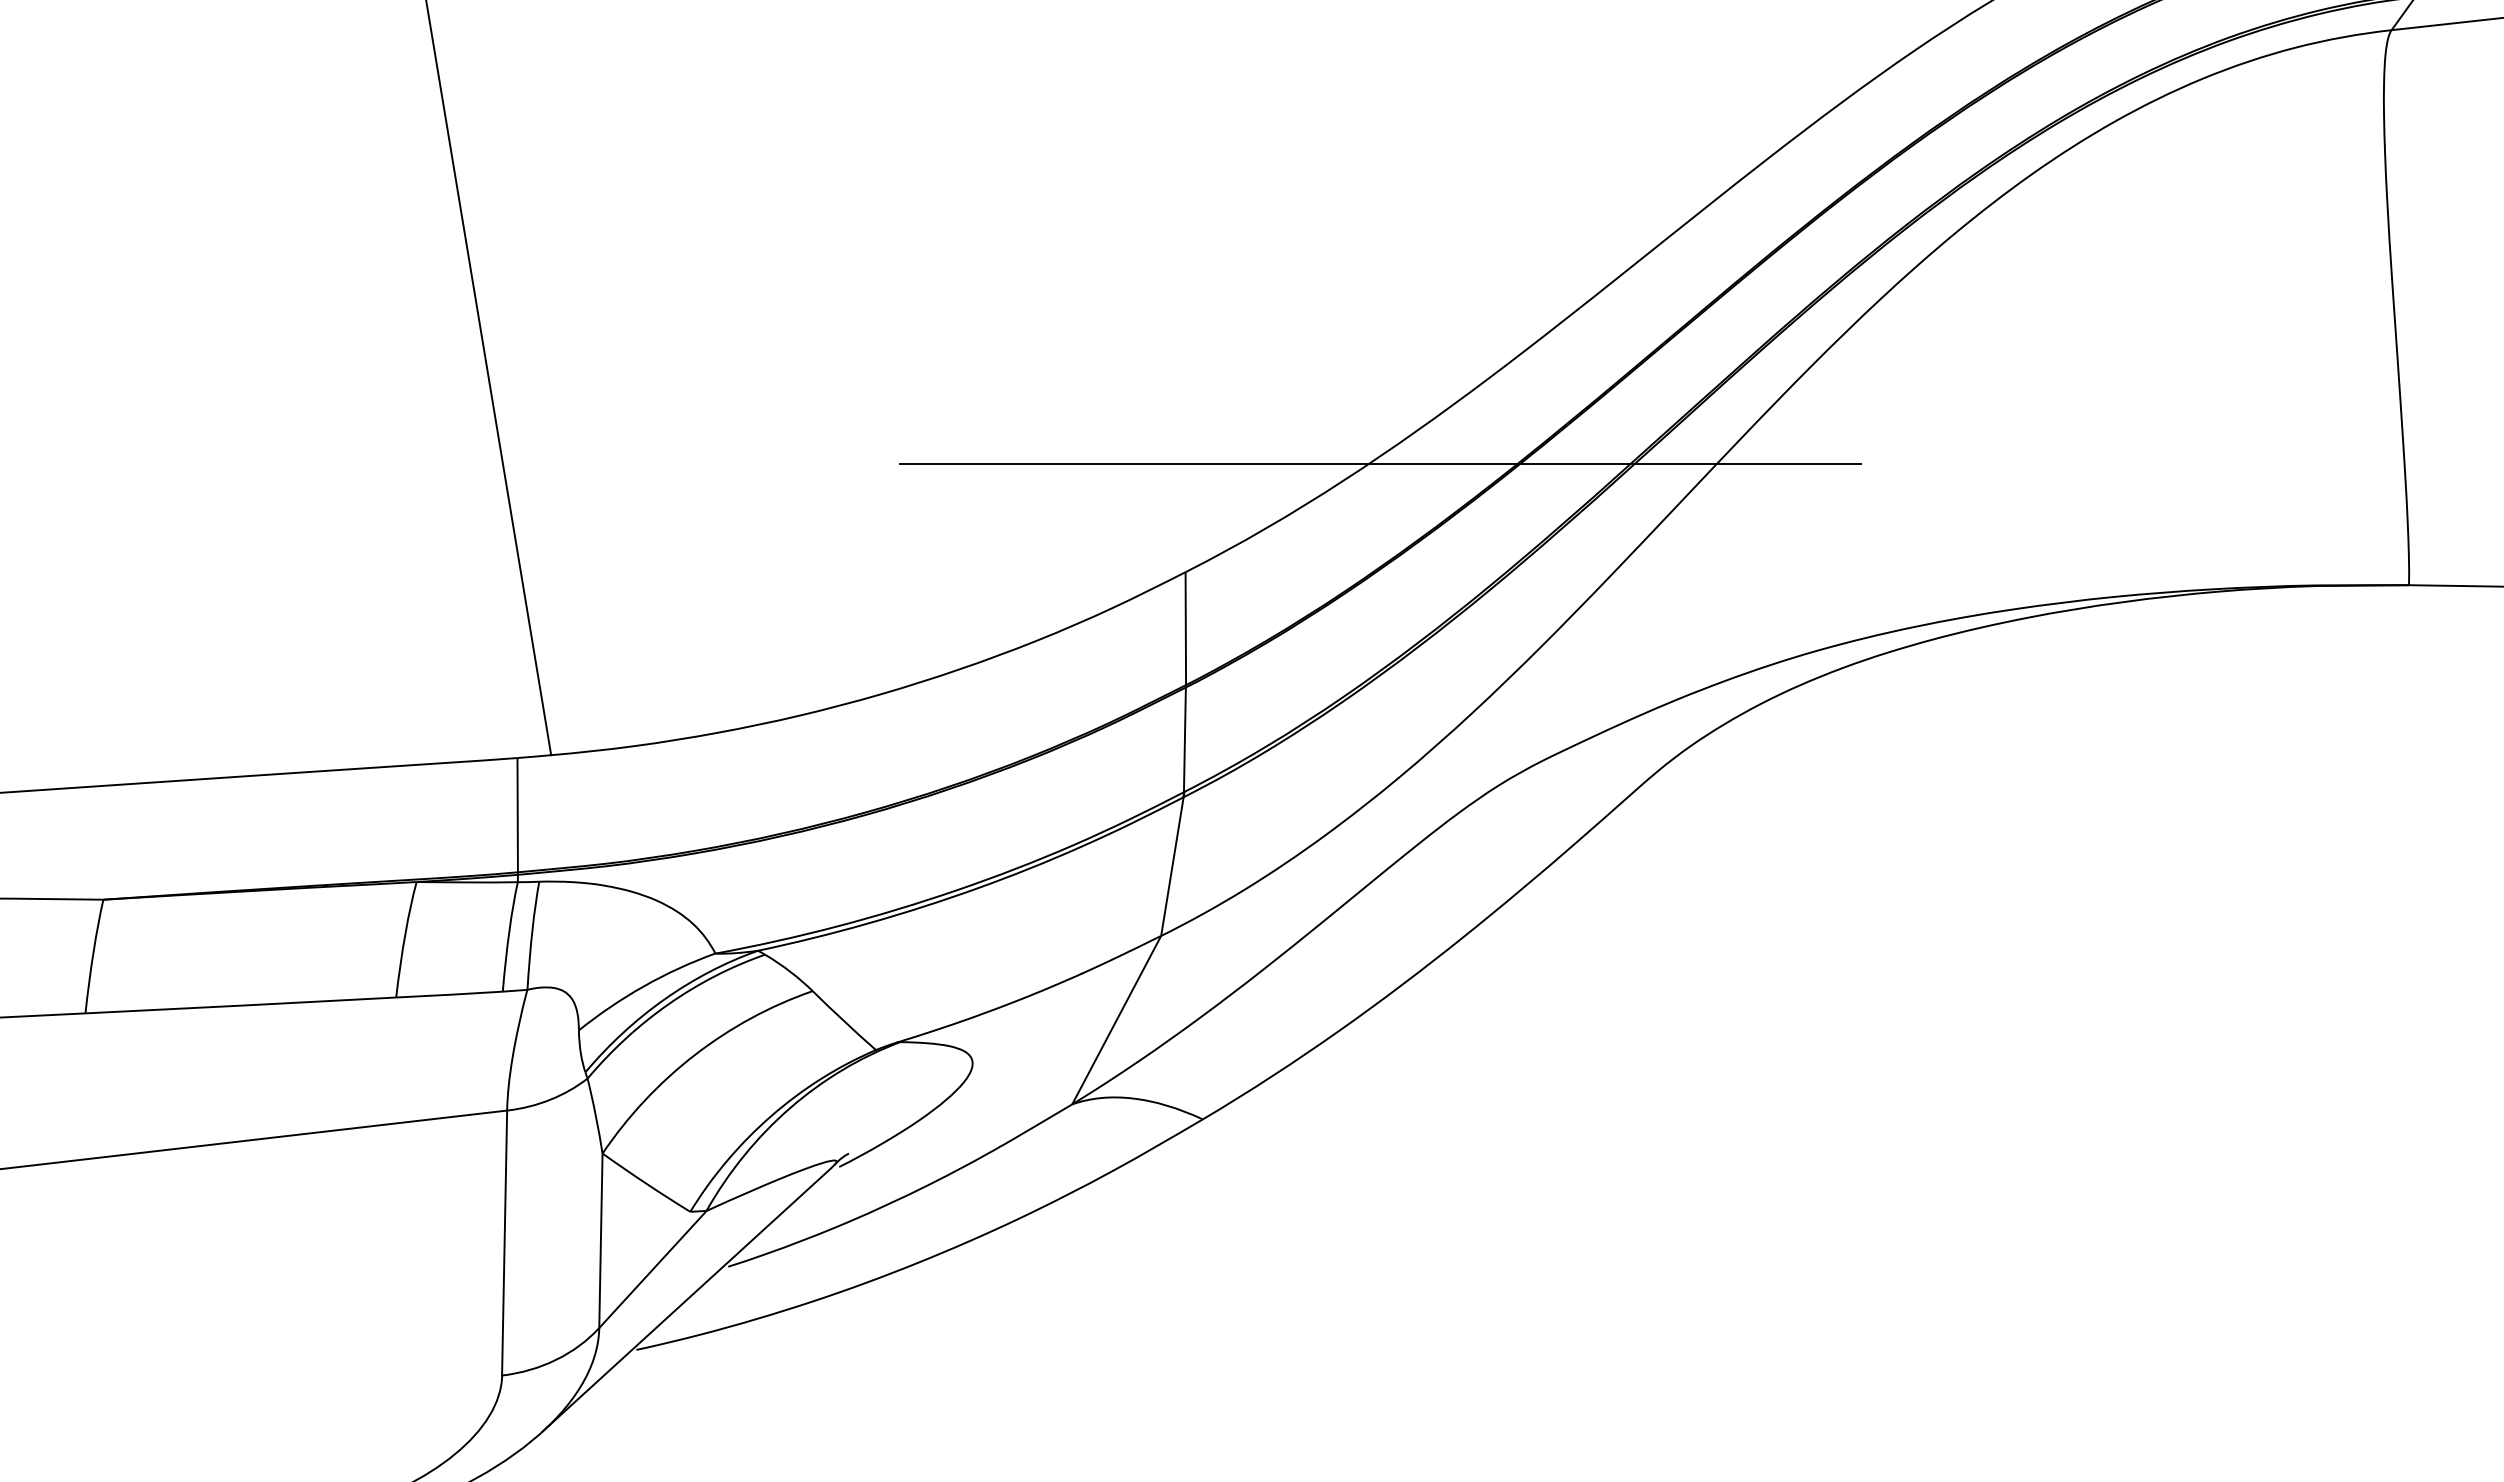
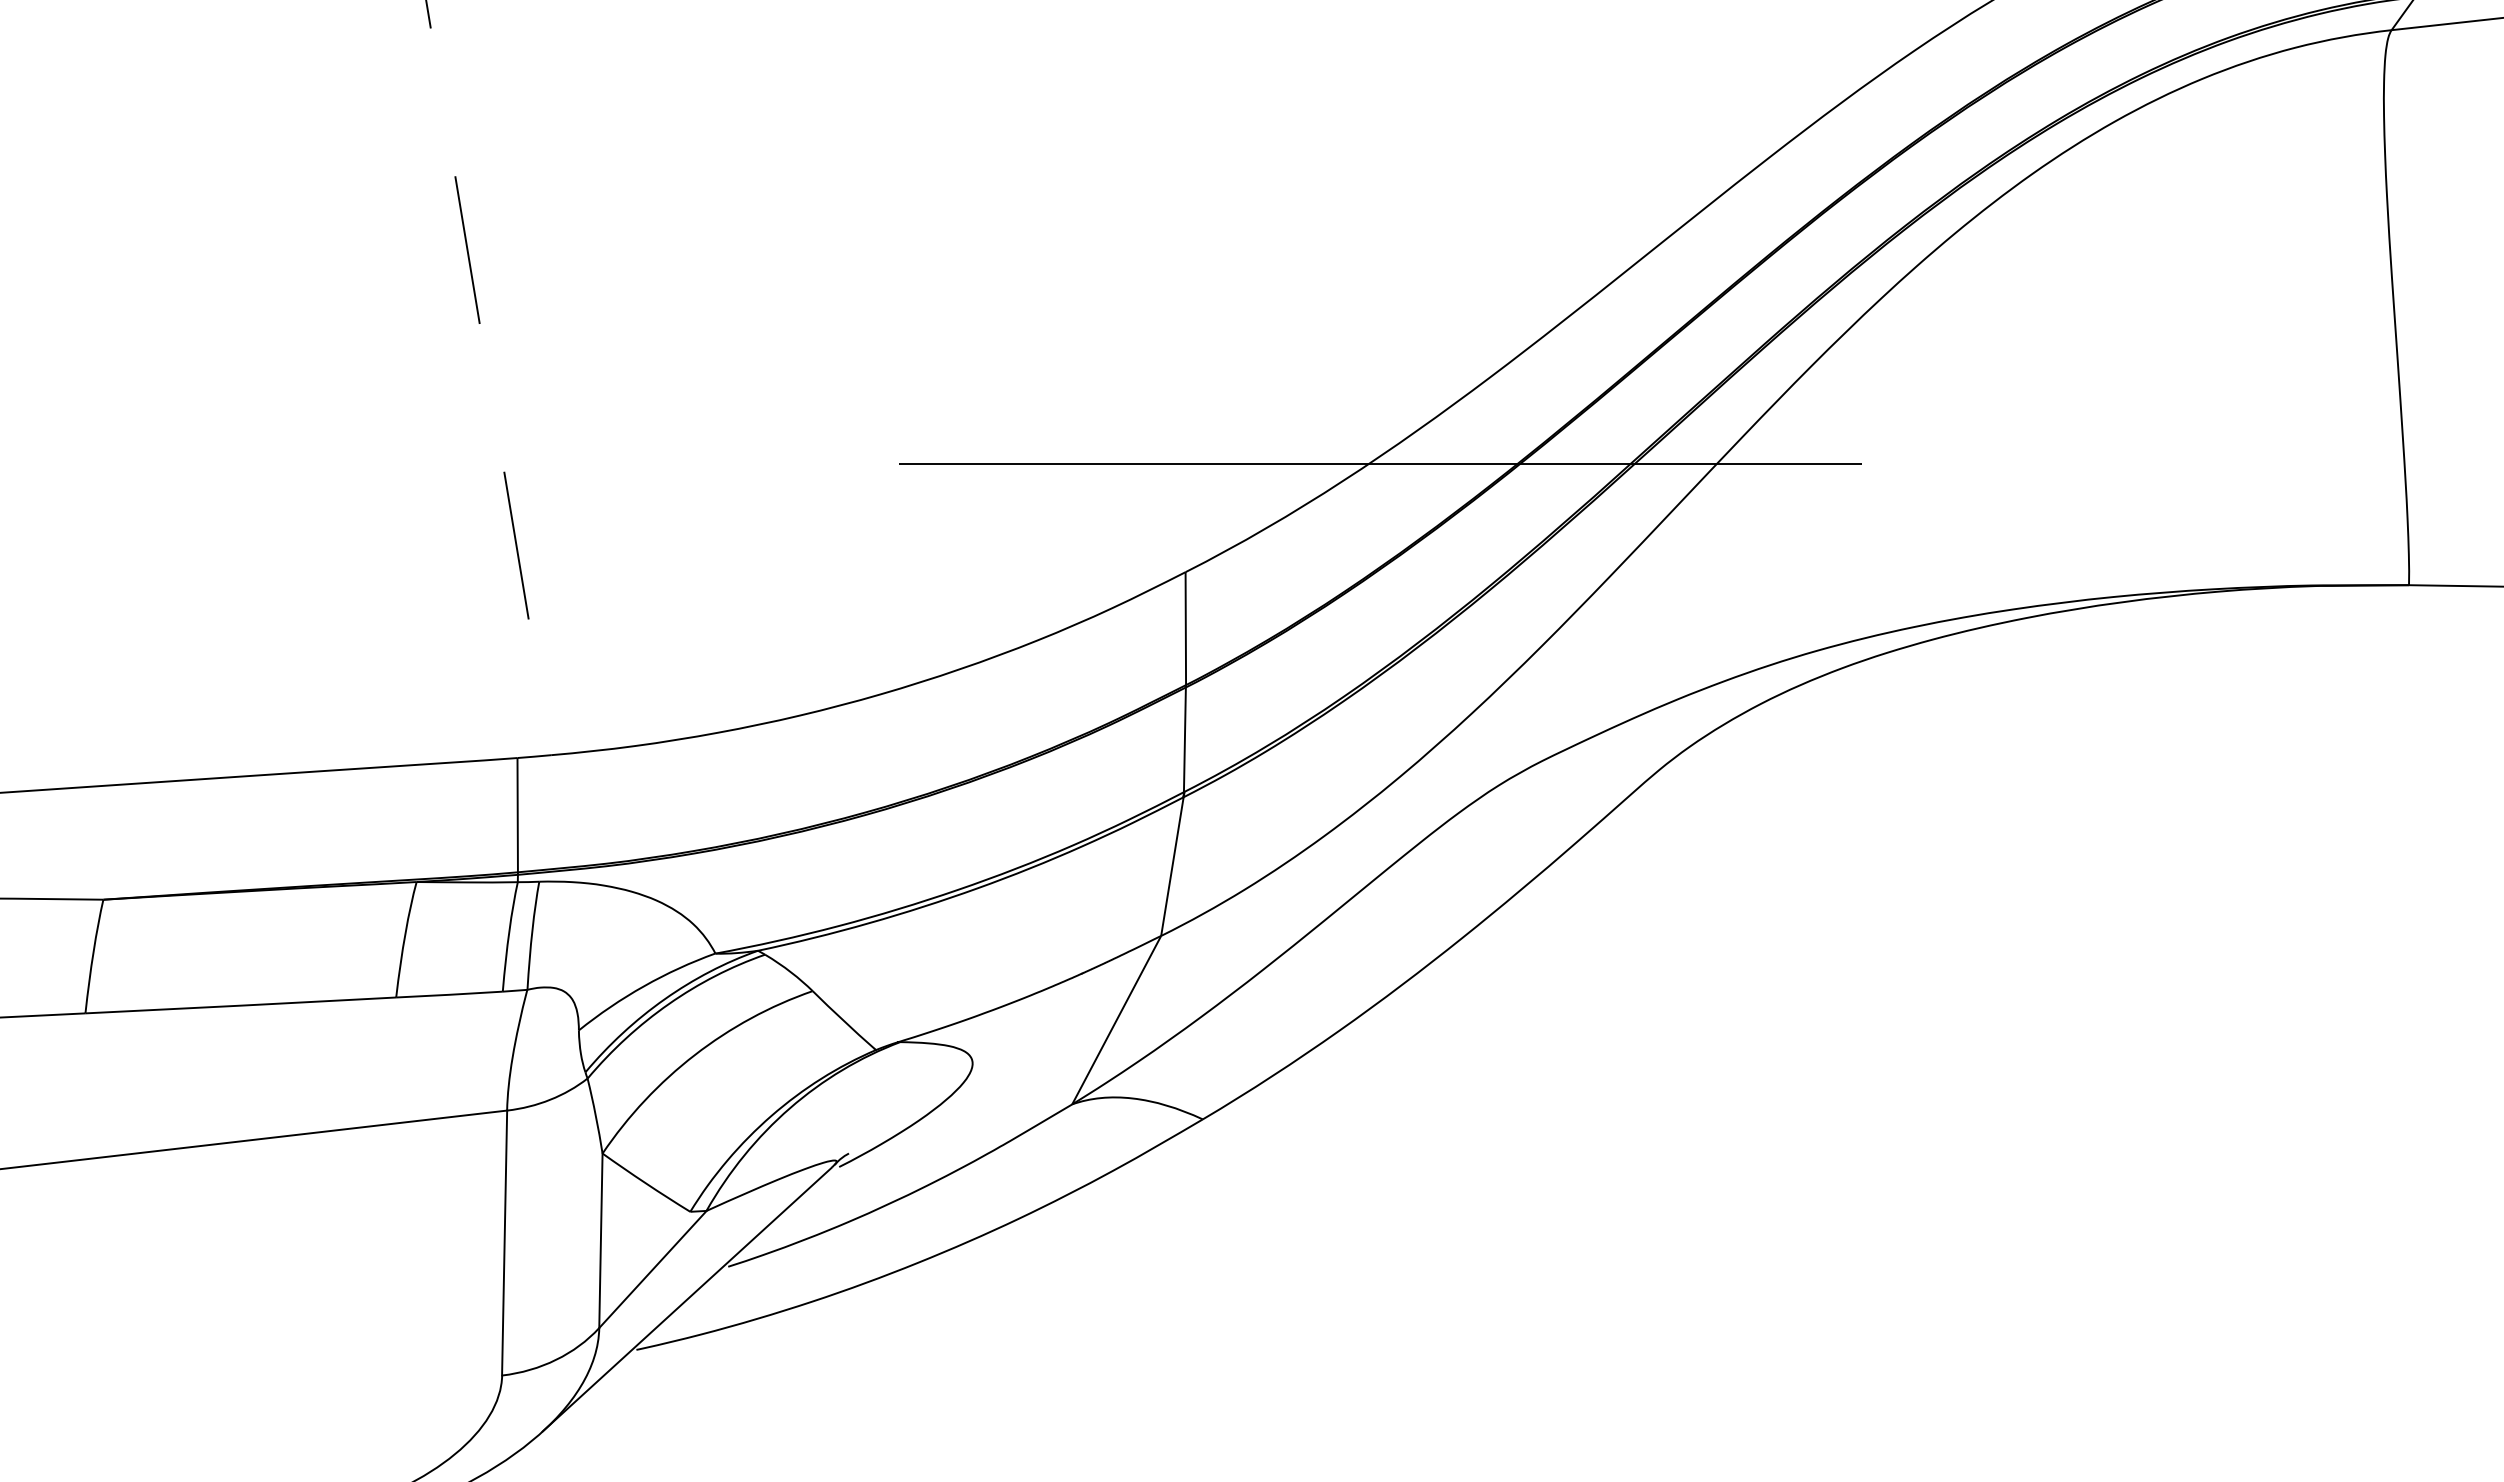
line: solid -> dashed (488, 378)
